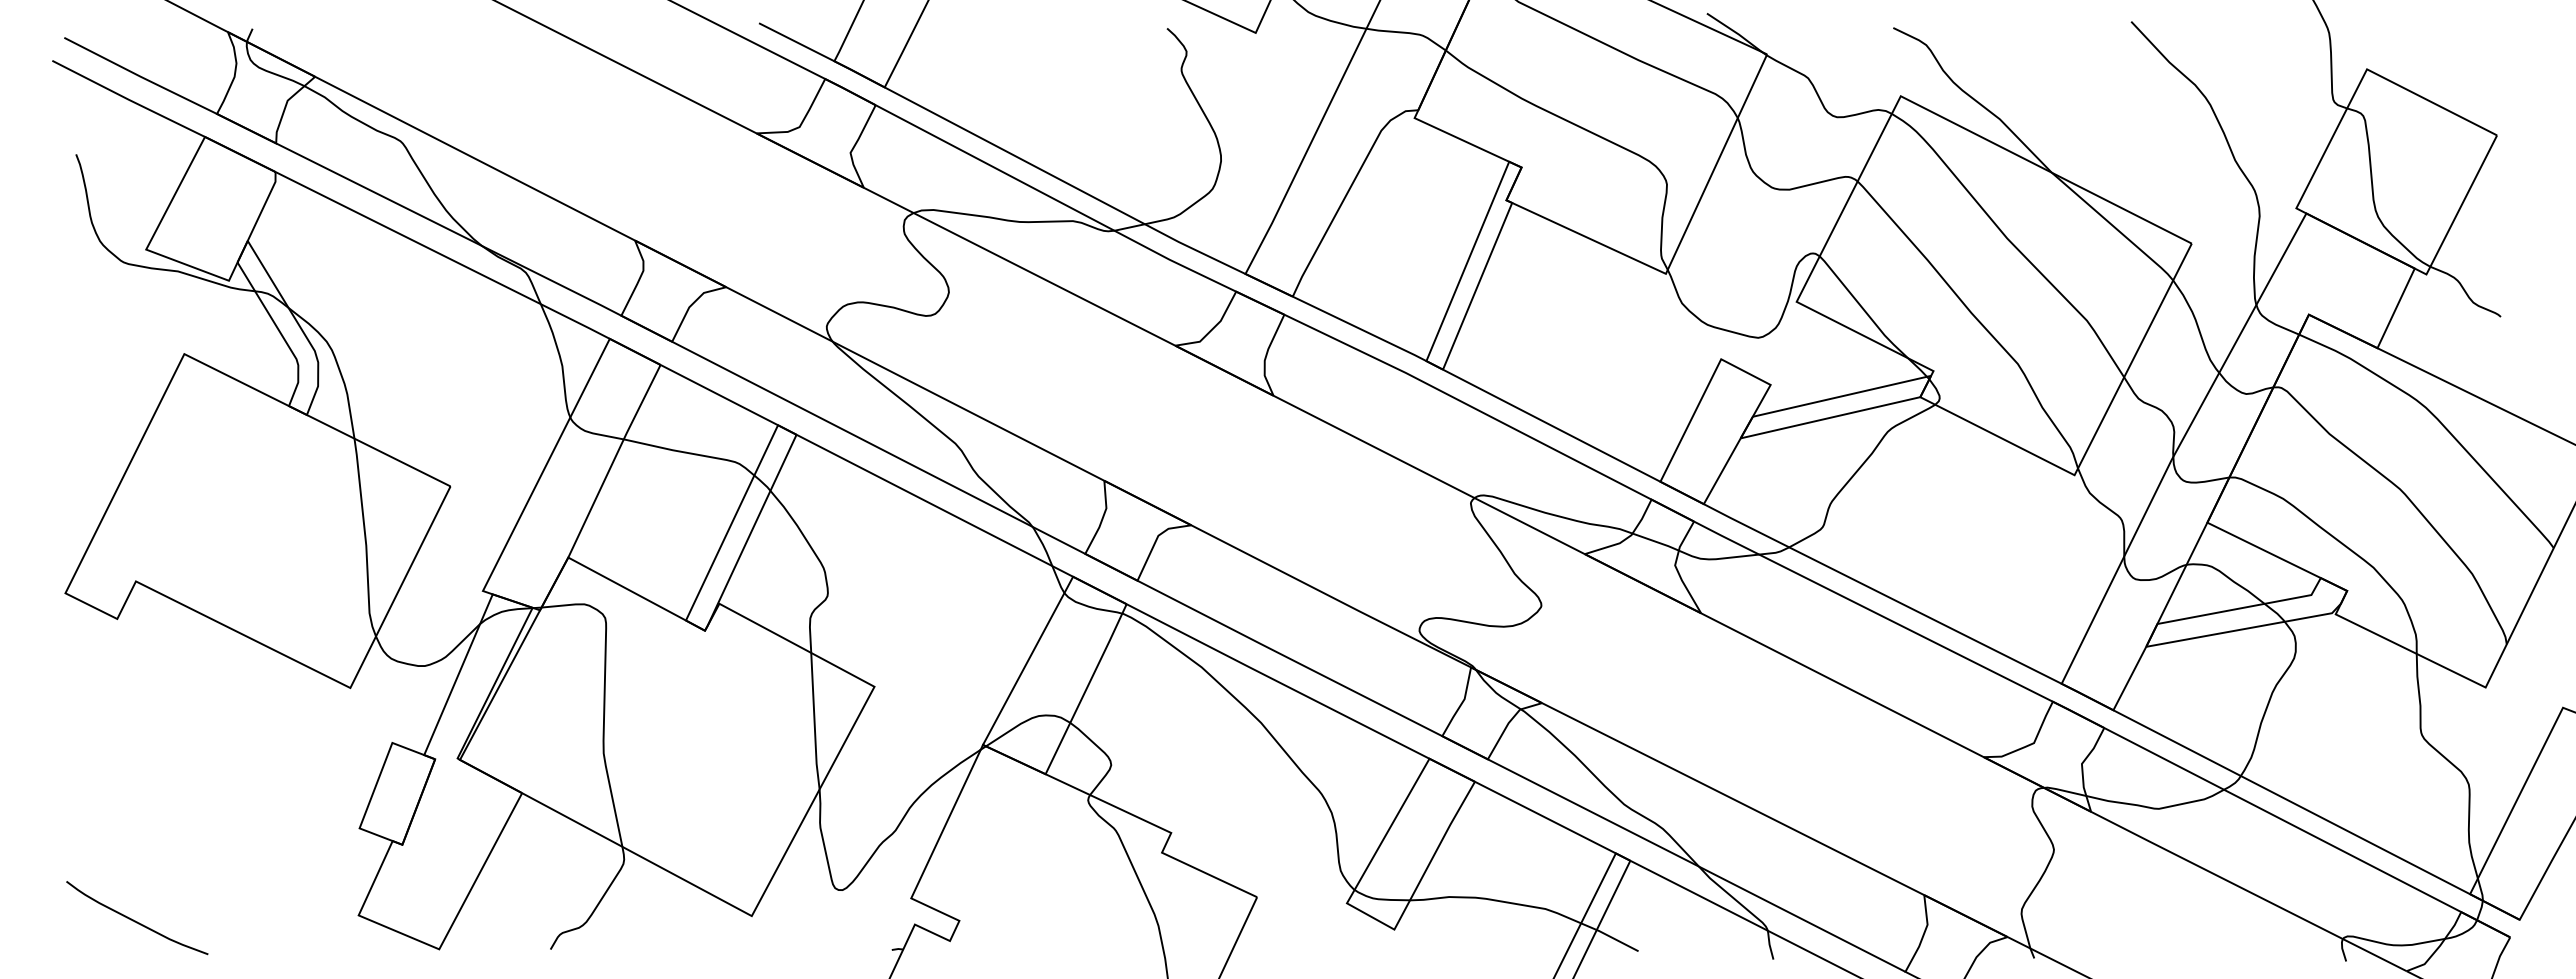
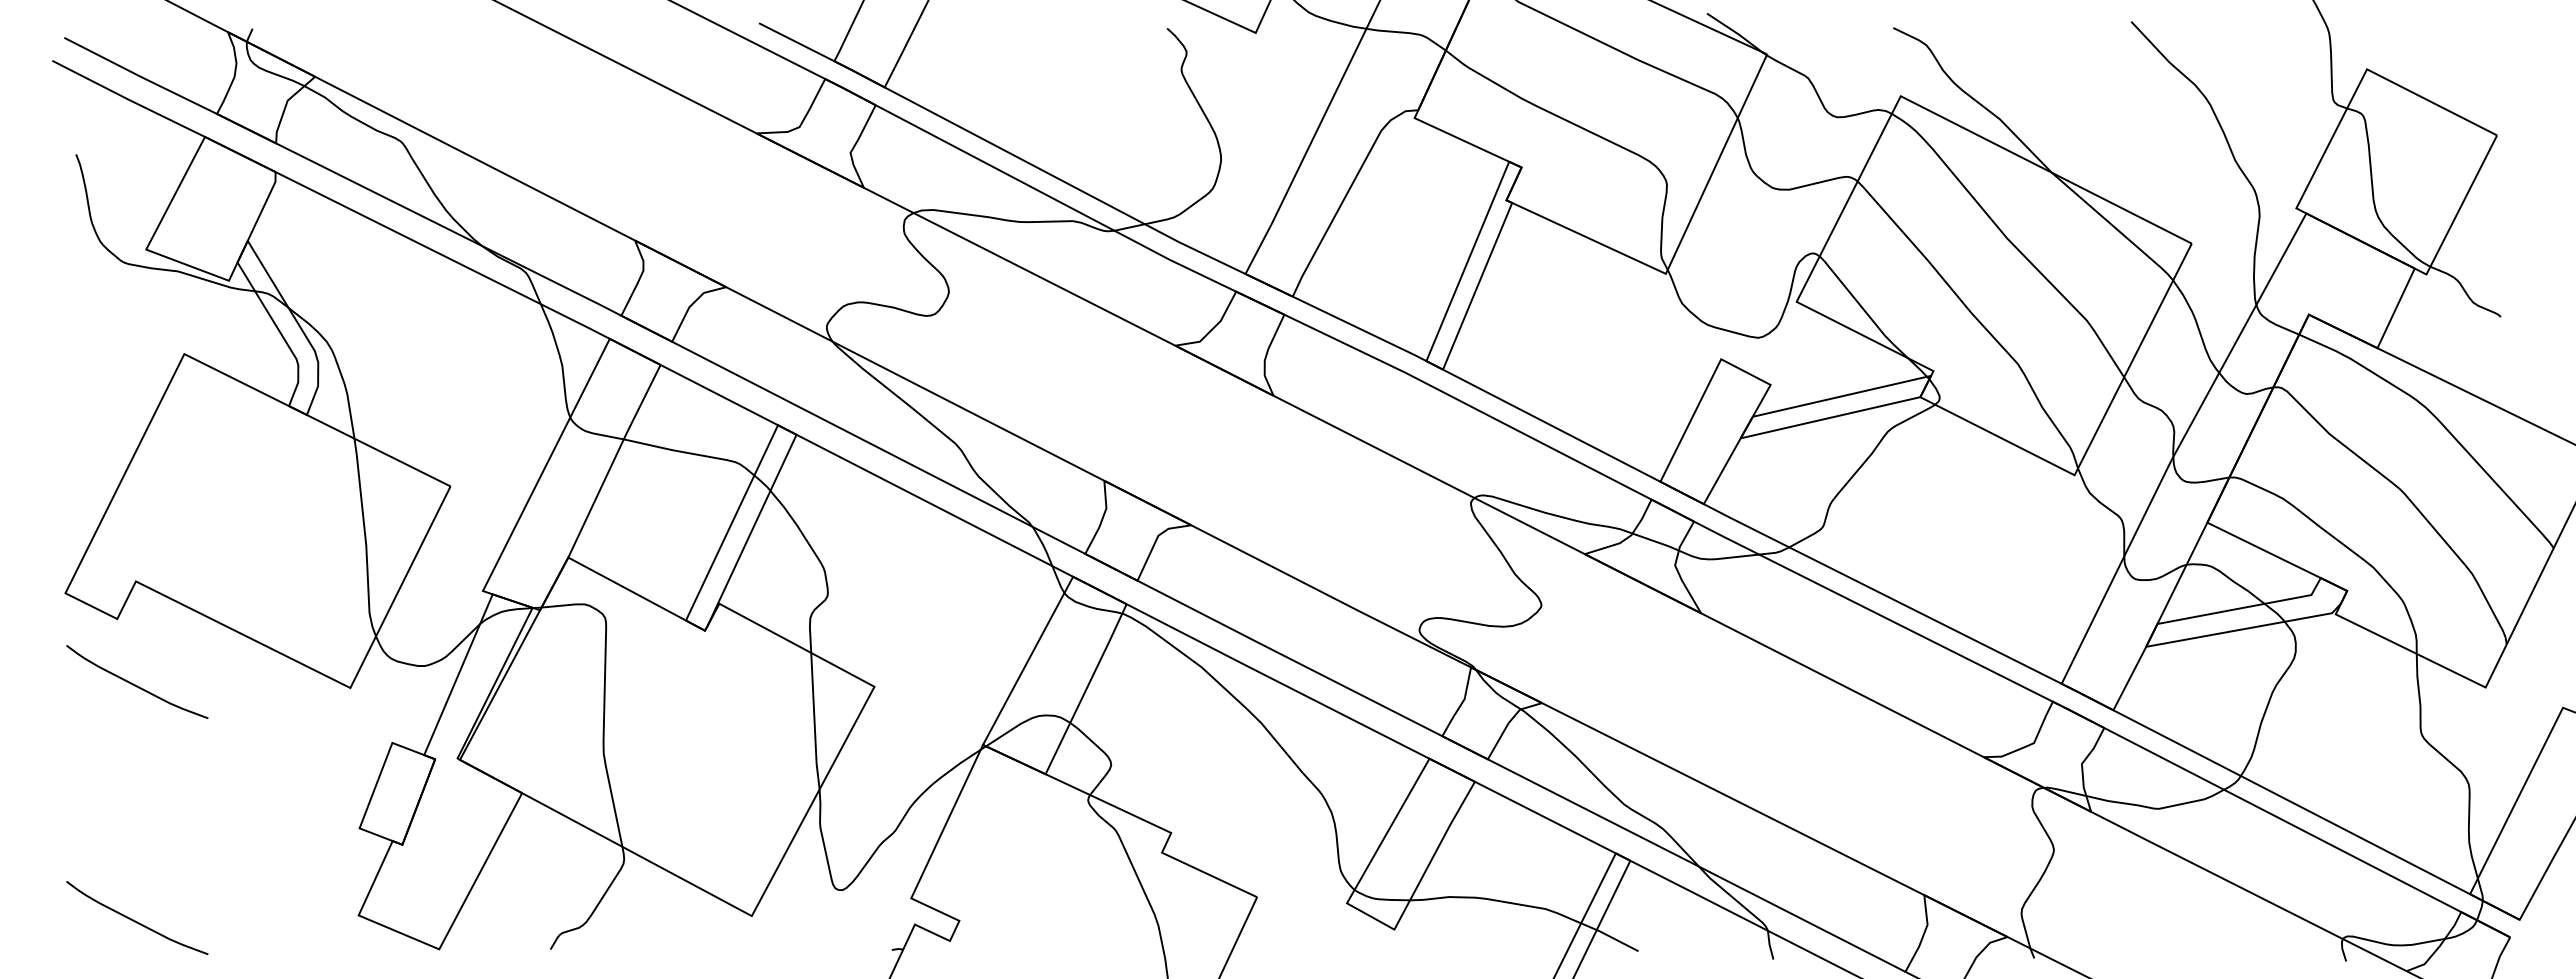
curve: none -> present (135, 684)
